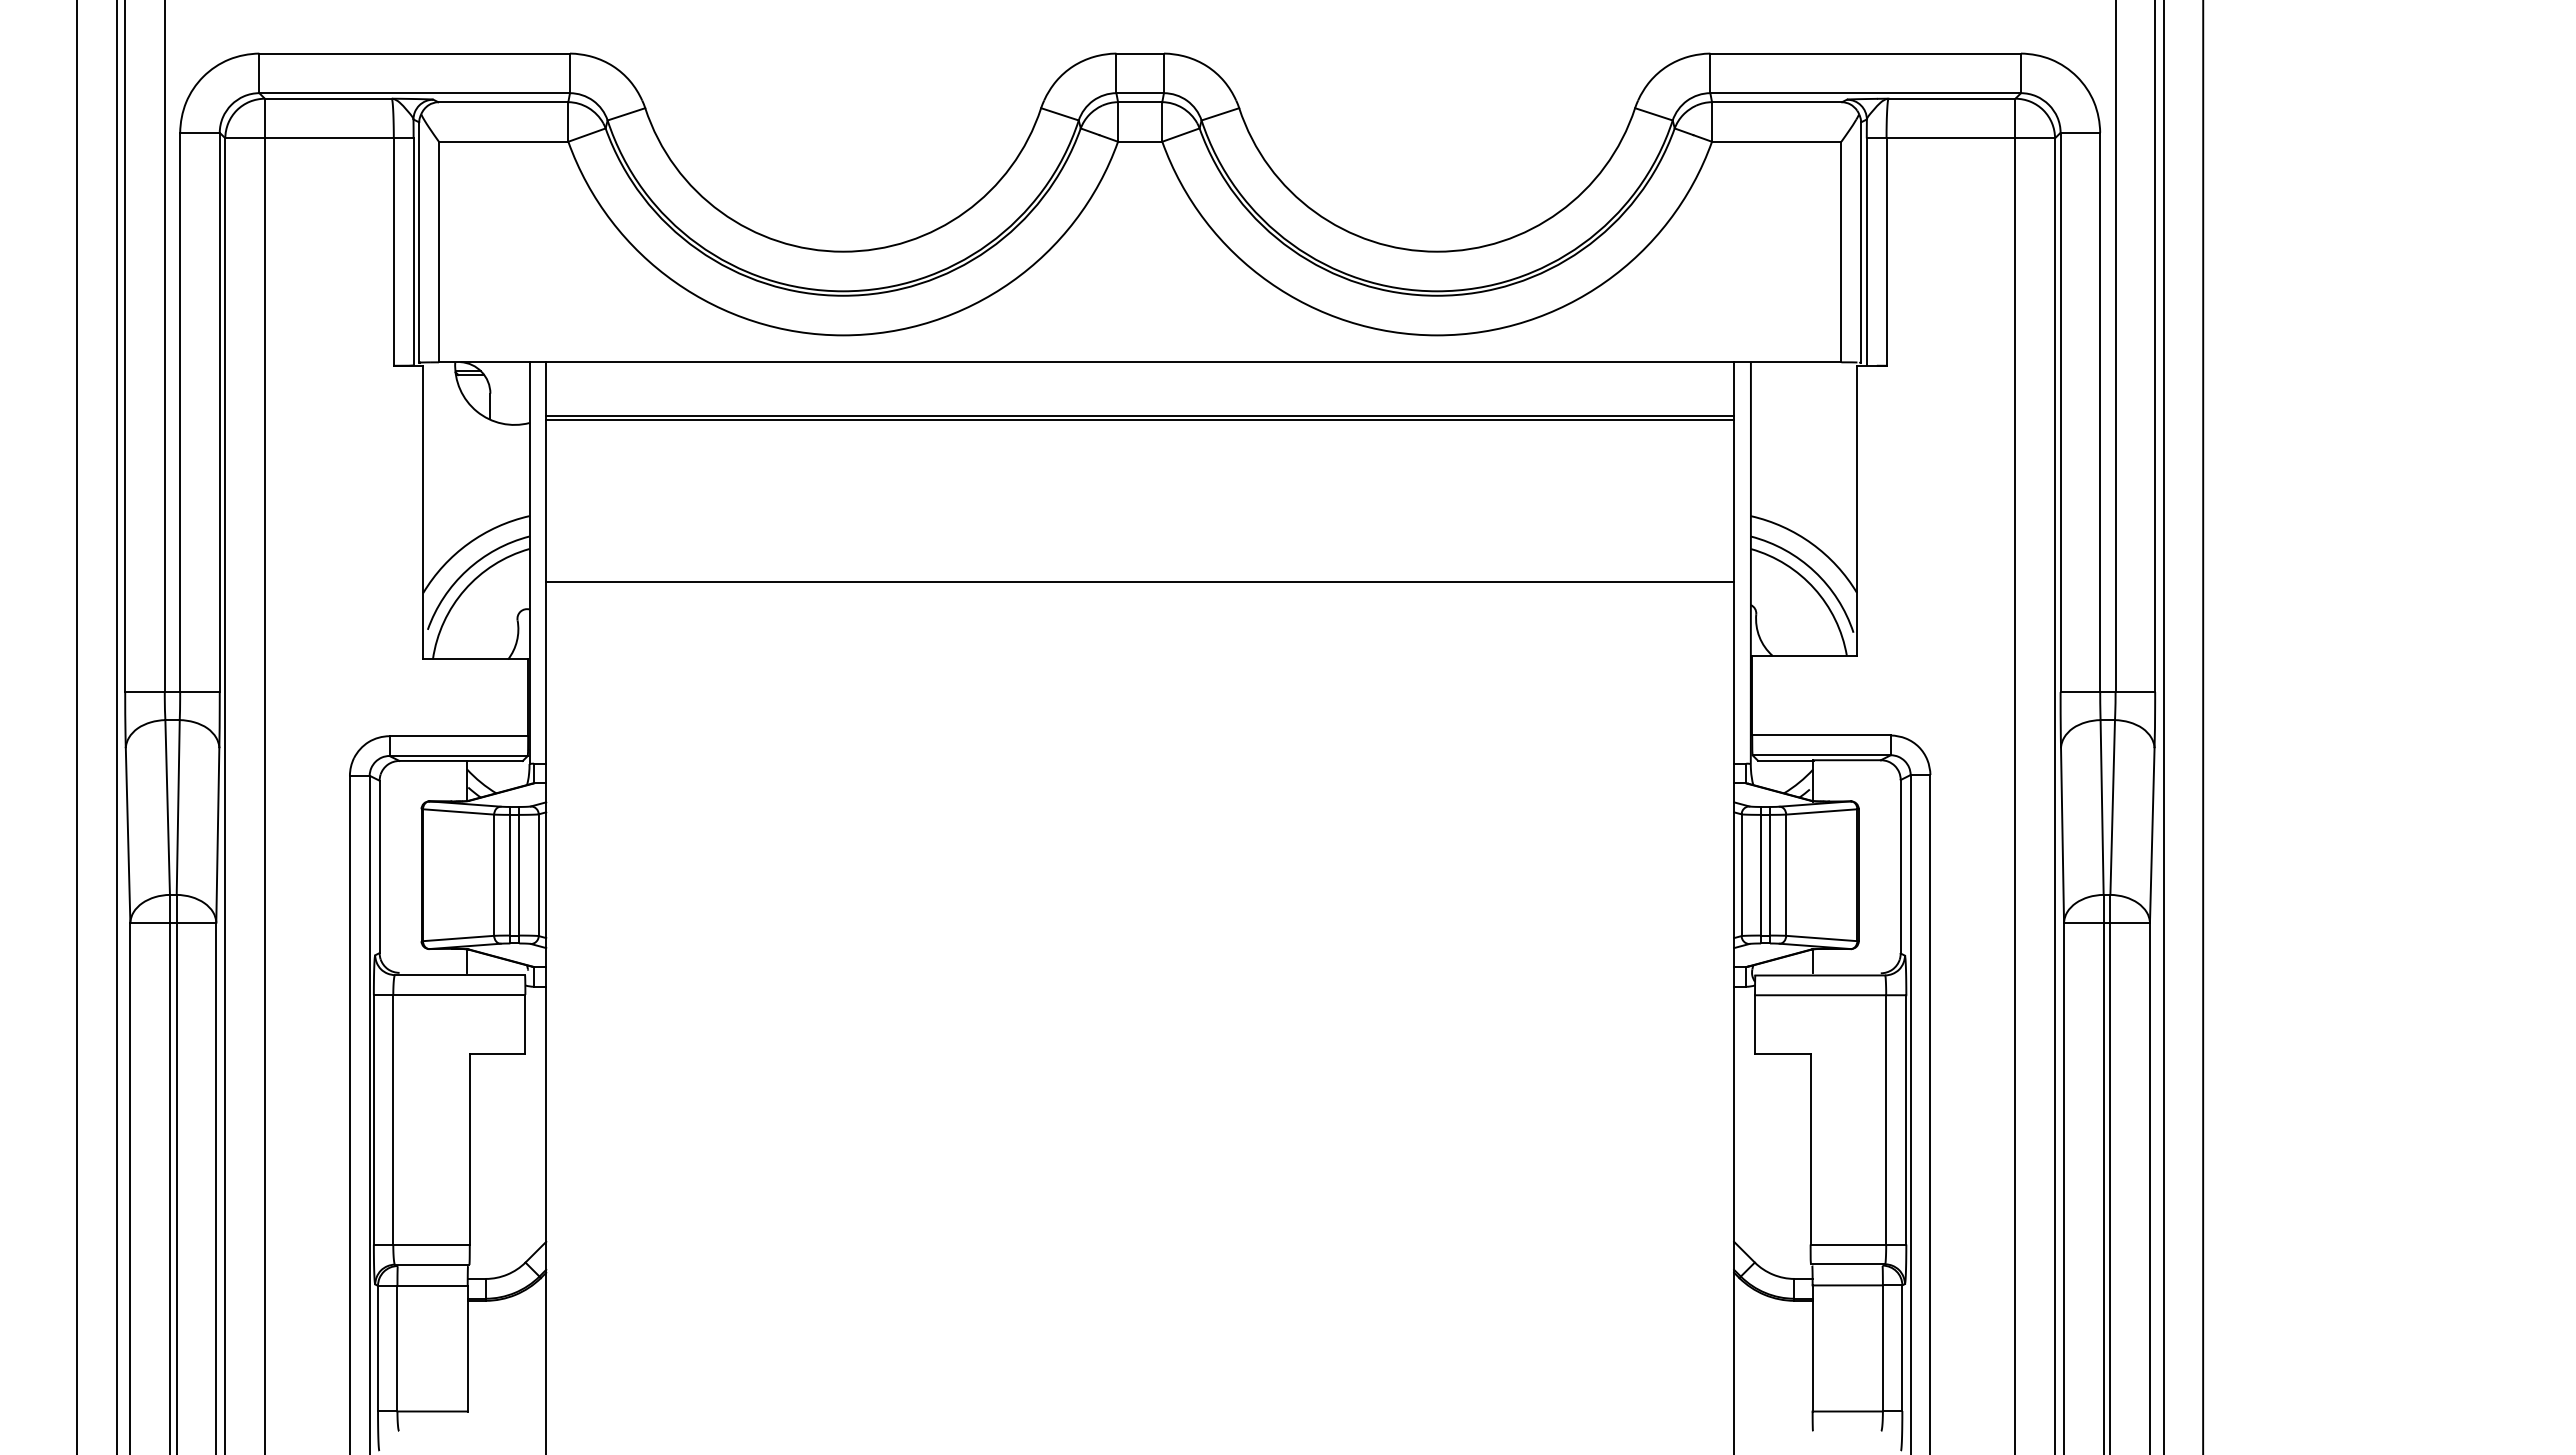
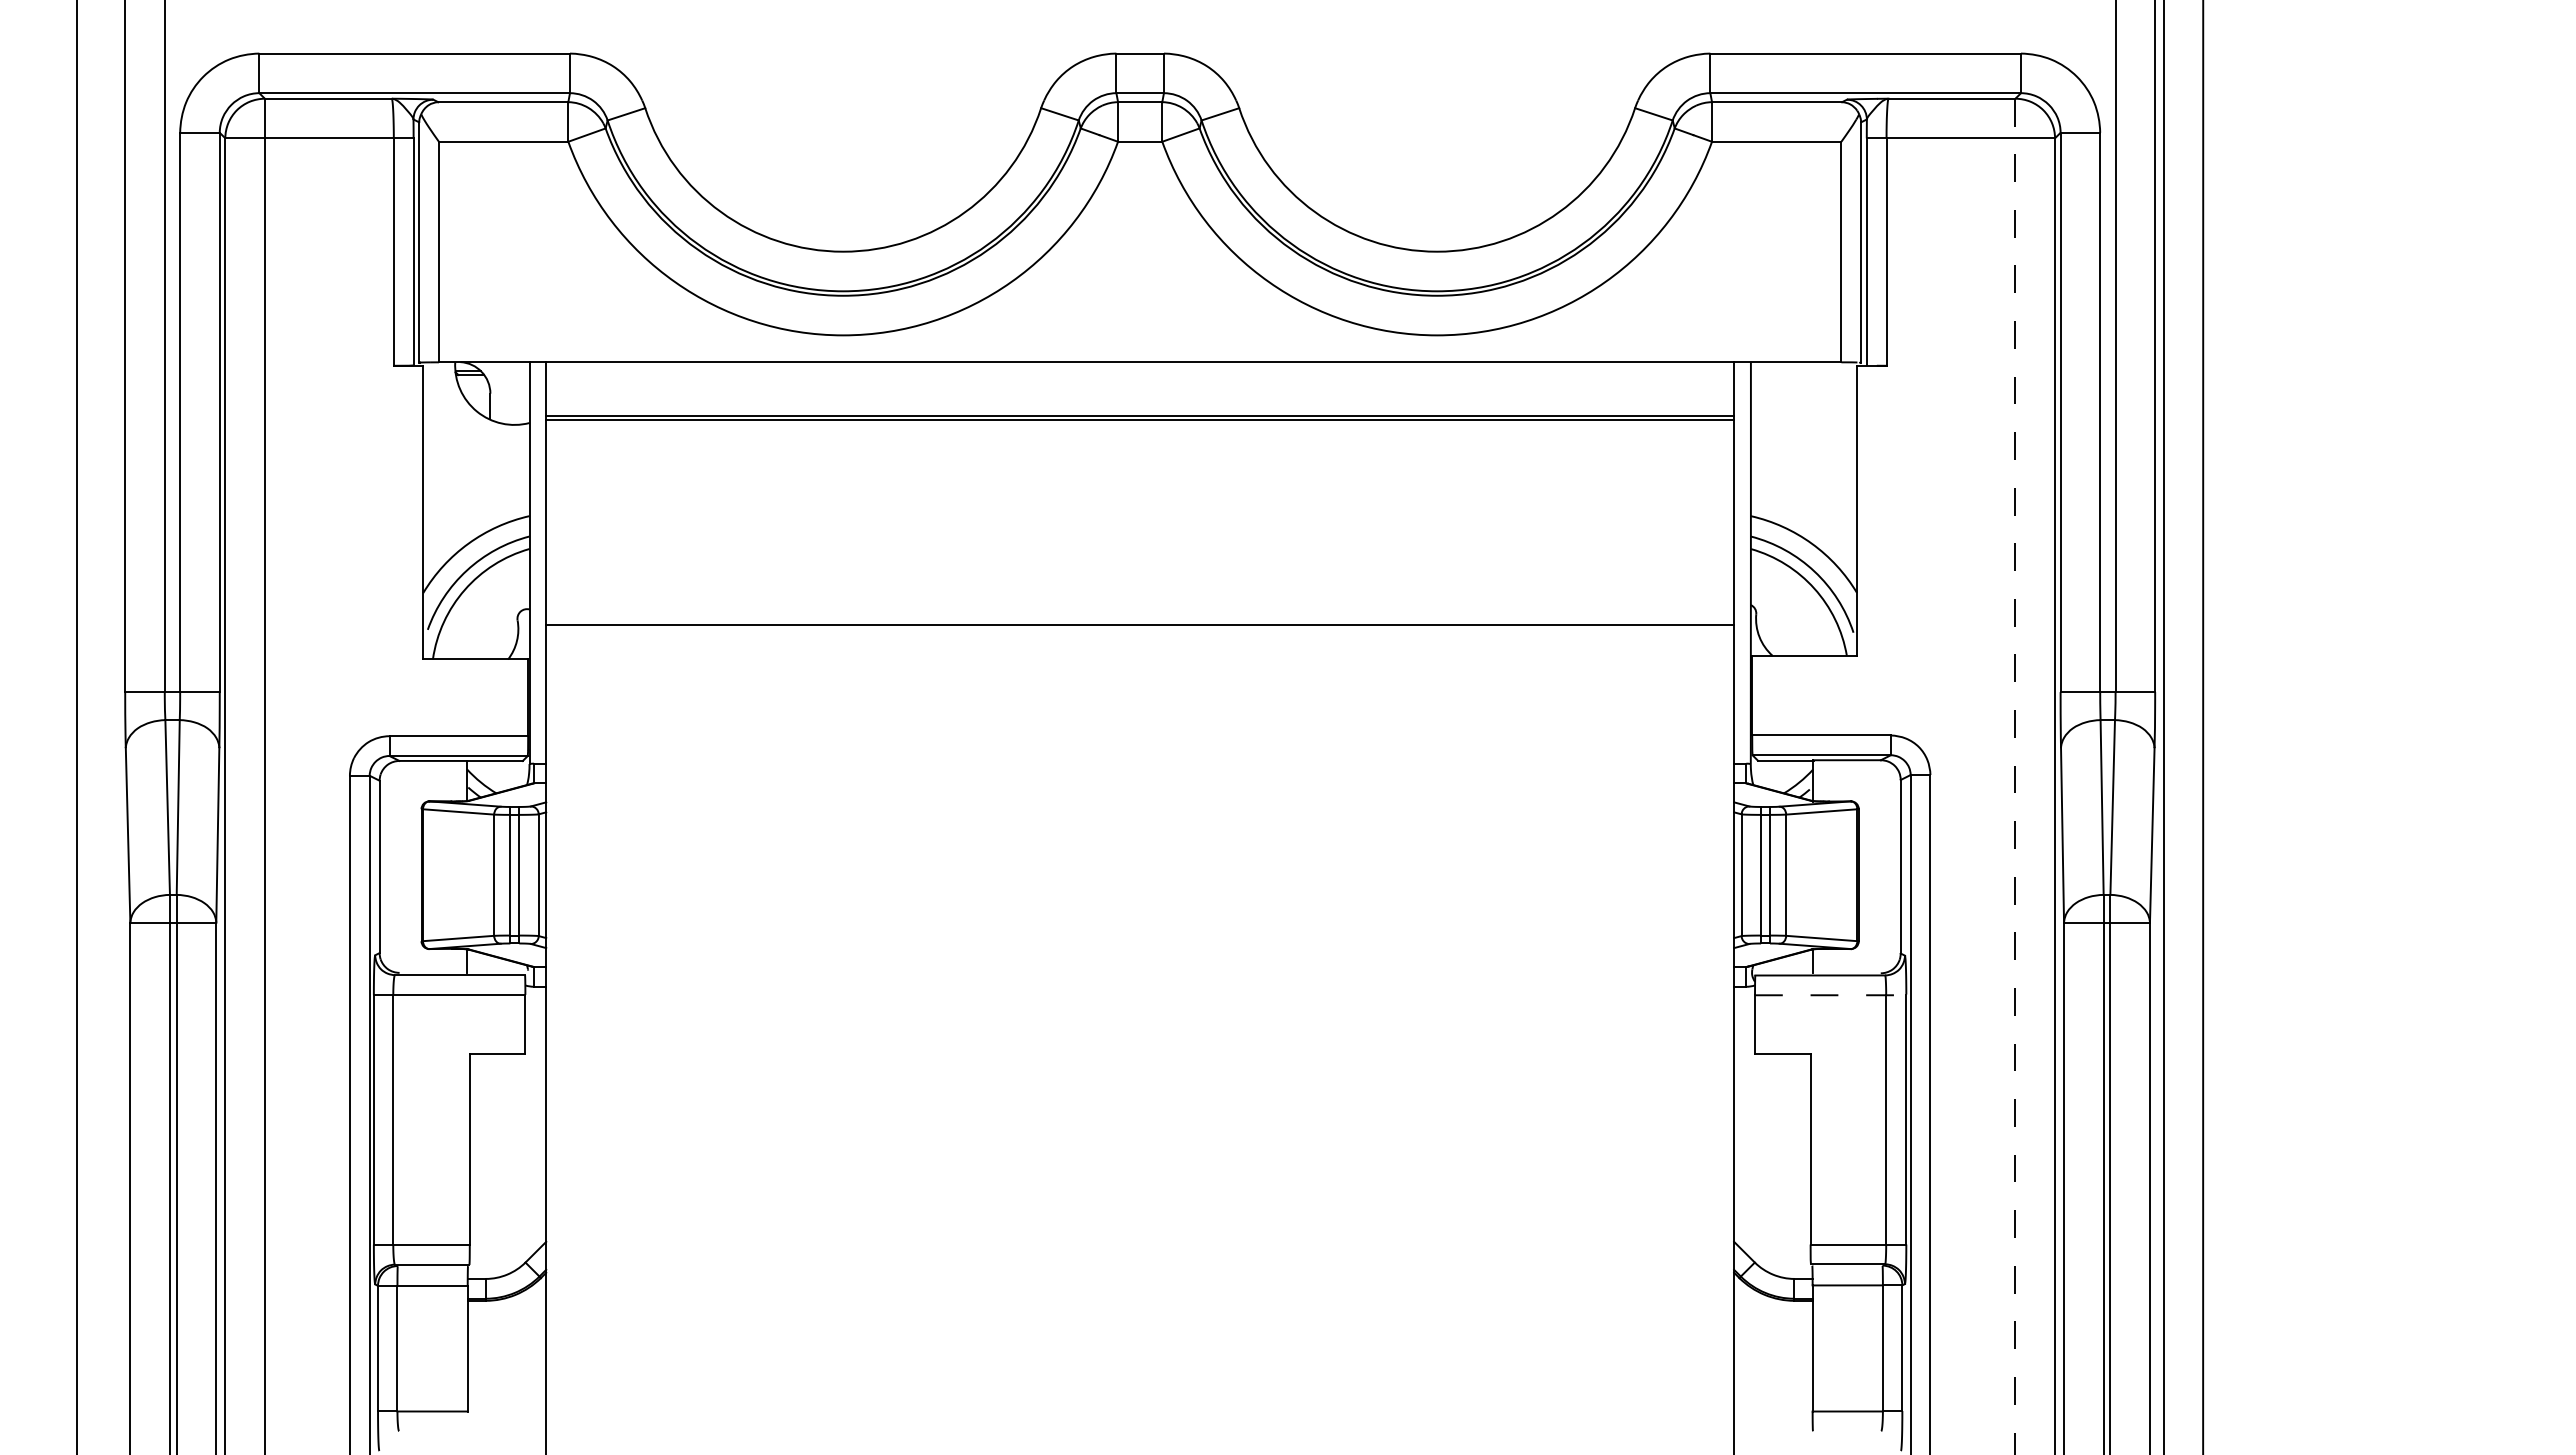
line position: (1140, 582) -> (1140, 625) (1140, 625)
line: present -> none (116, 726)
line: solid -> dashed (2015, 776)
line: solid -> dashed (1830, 995)
